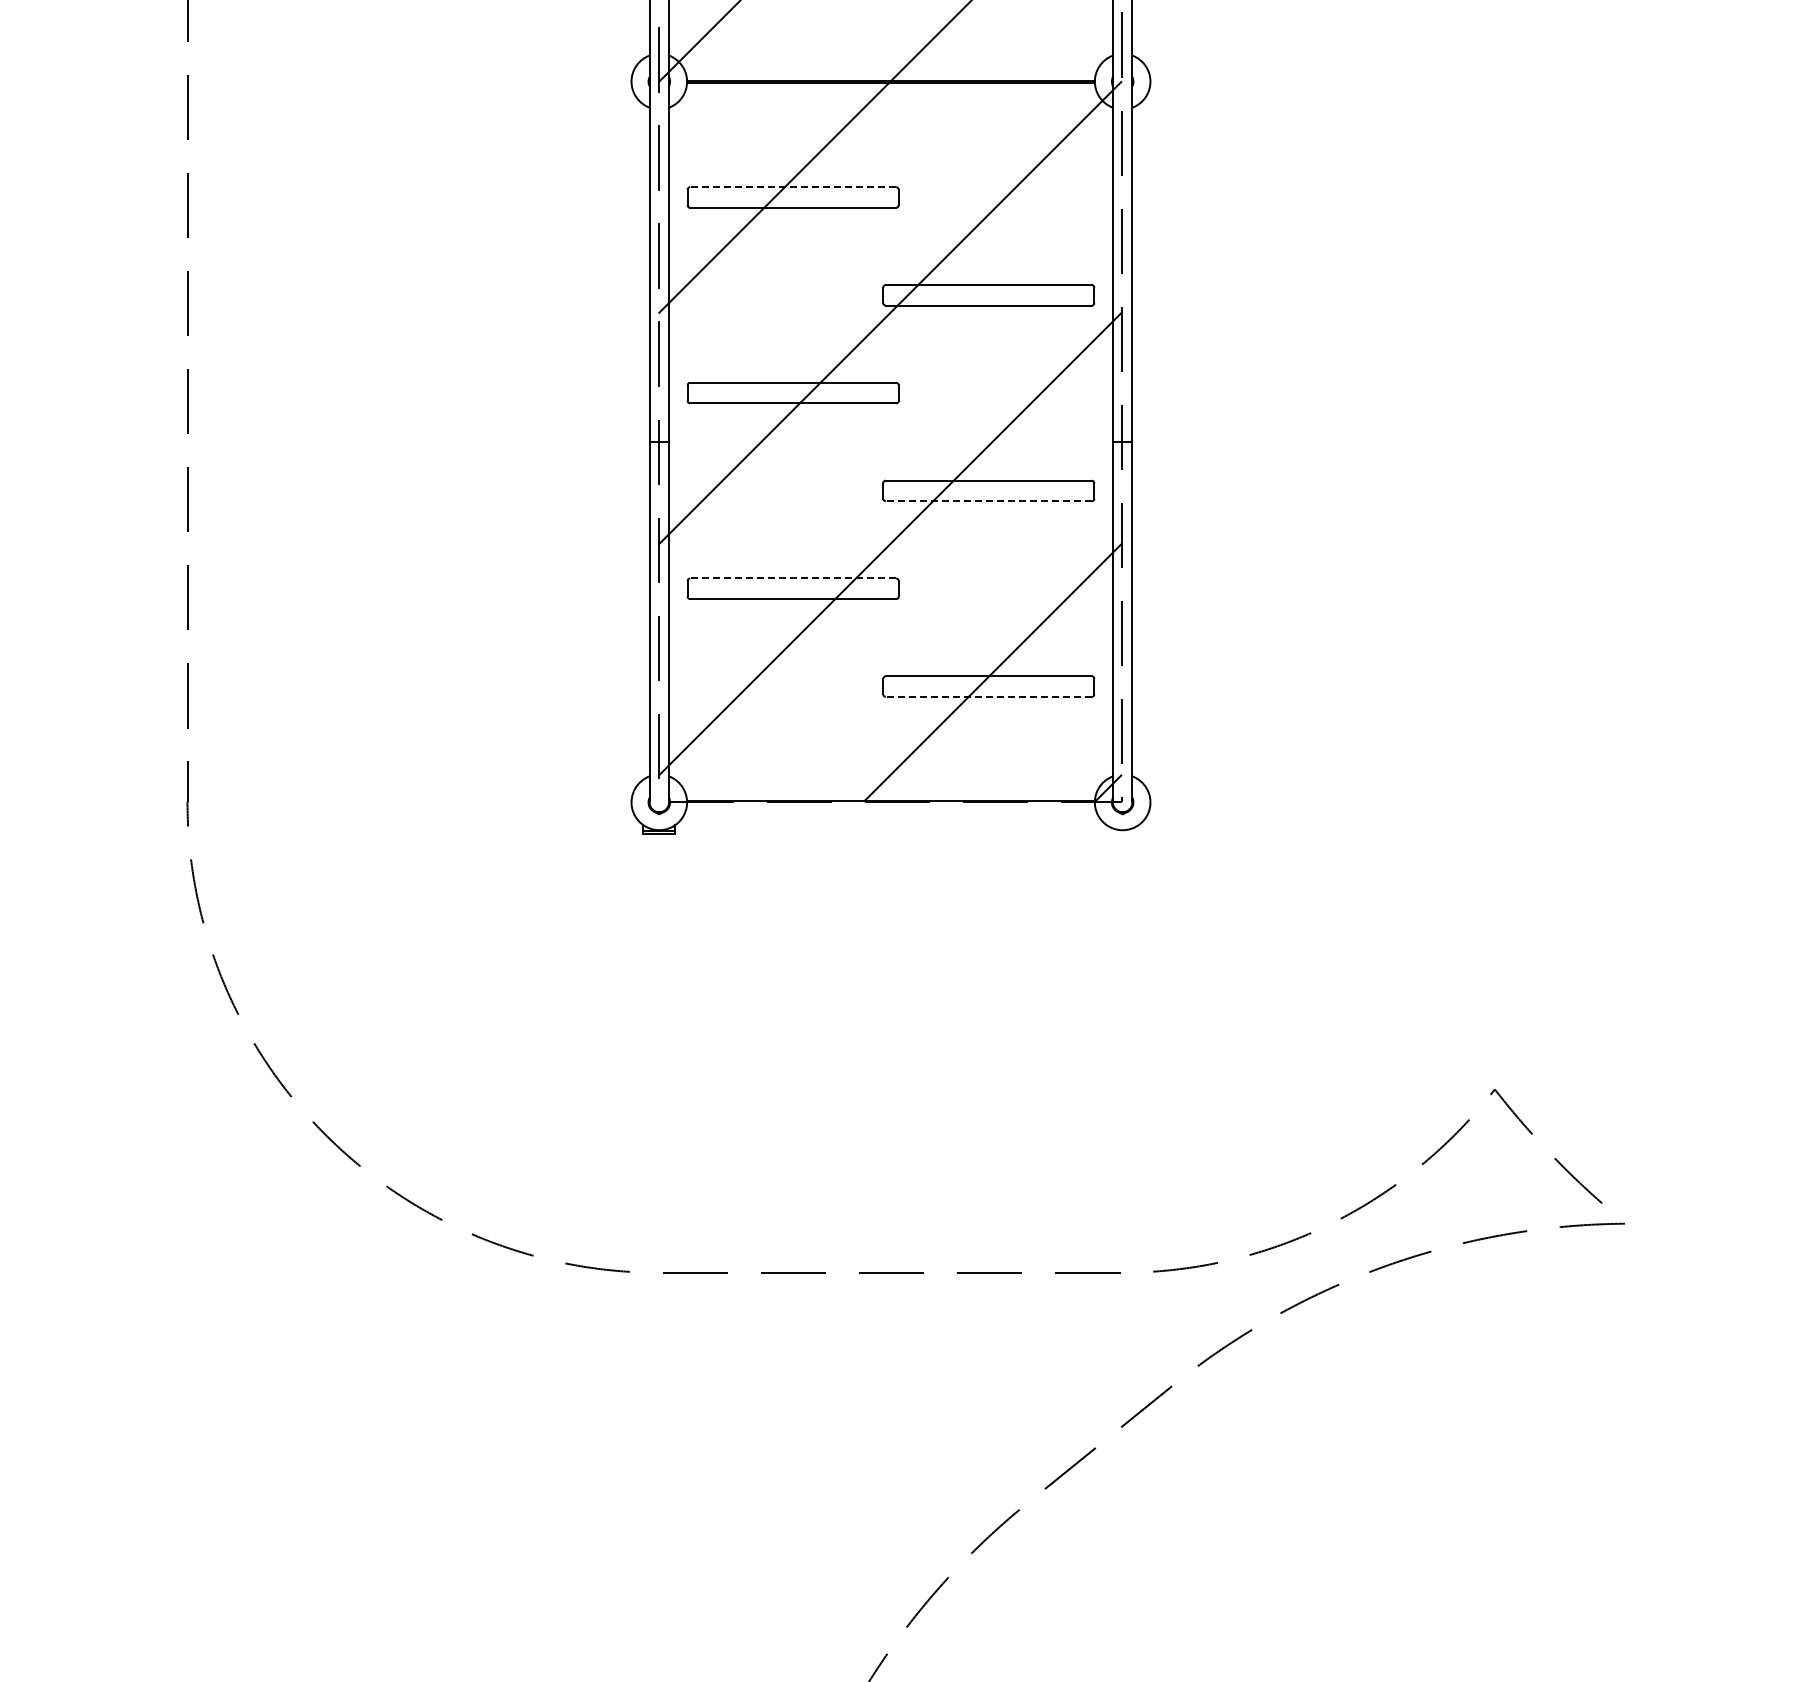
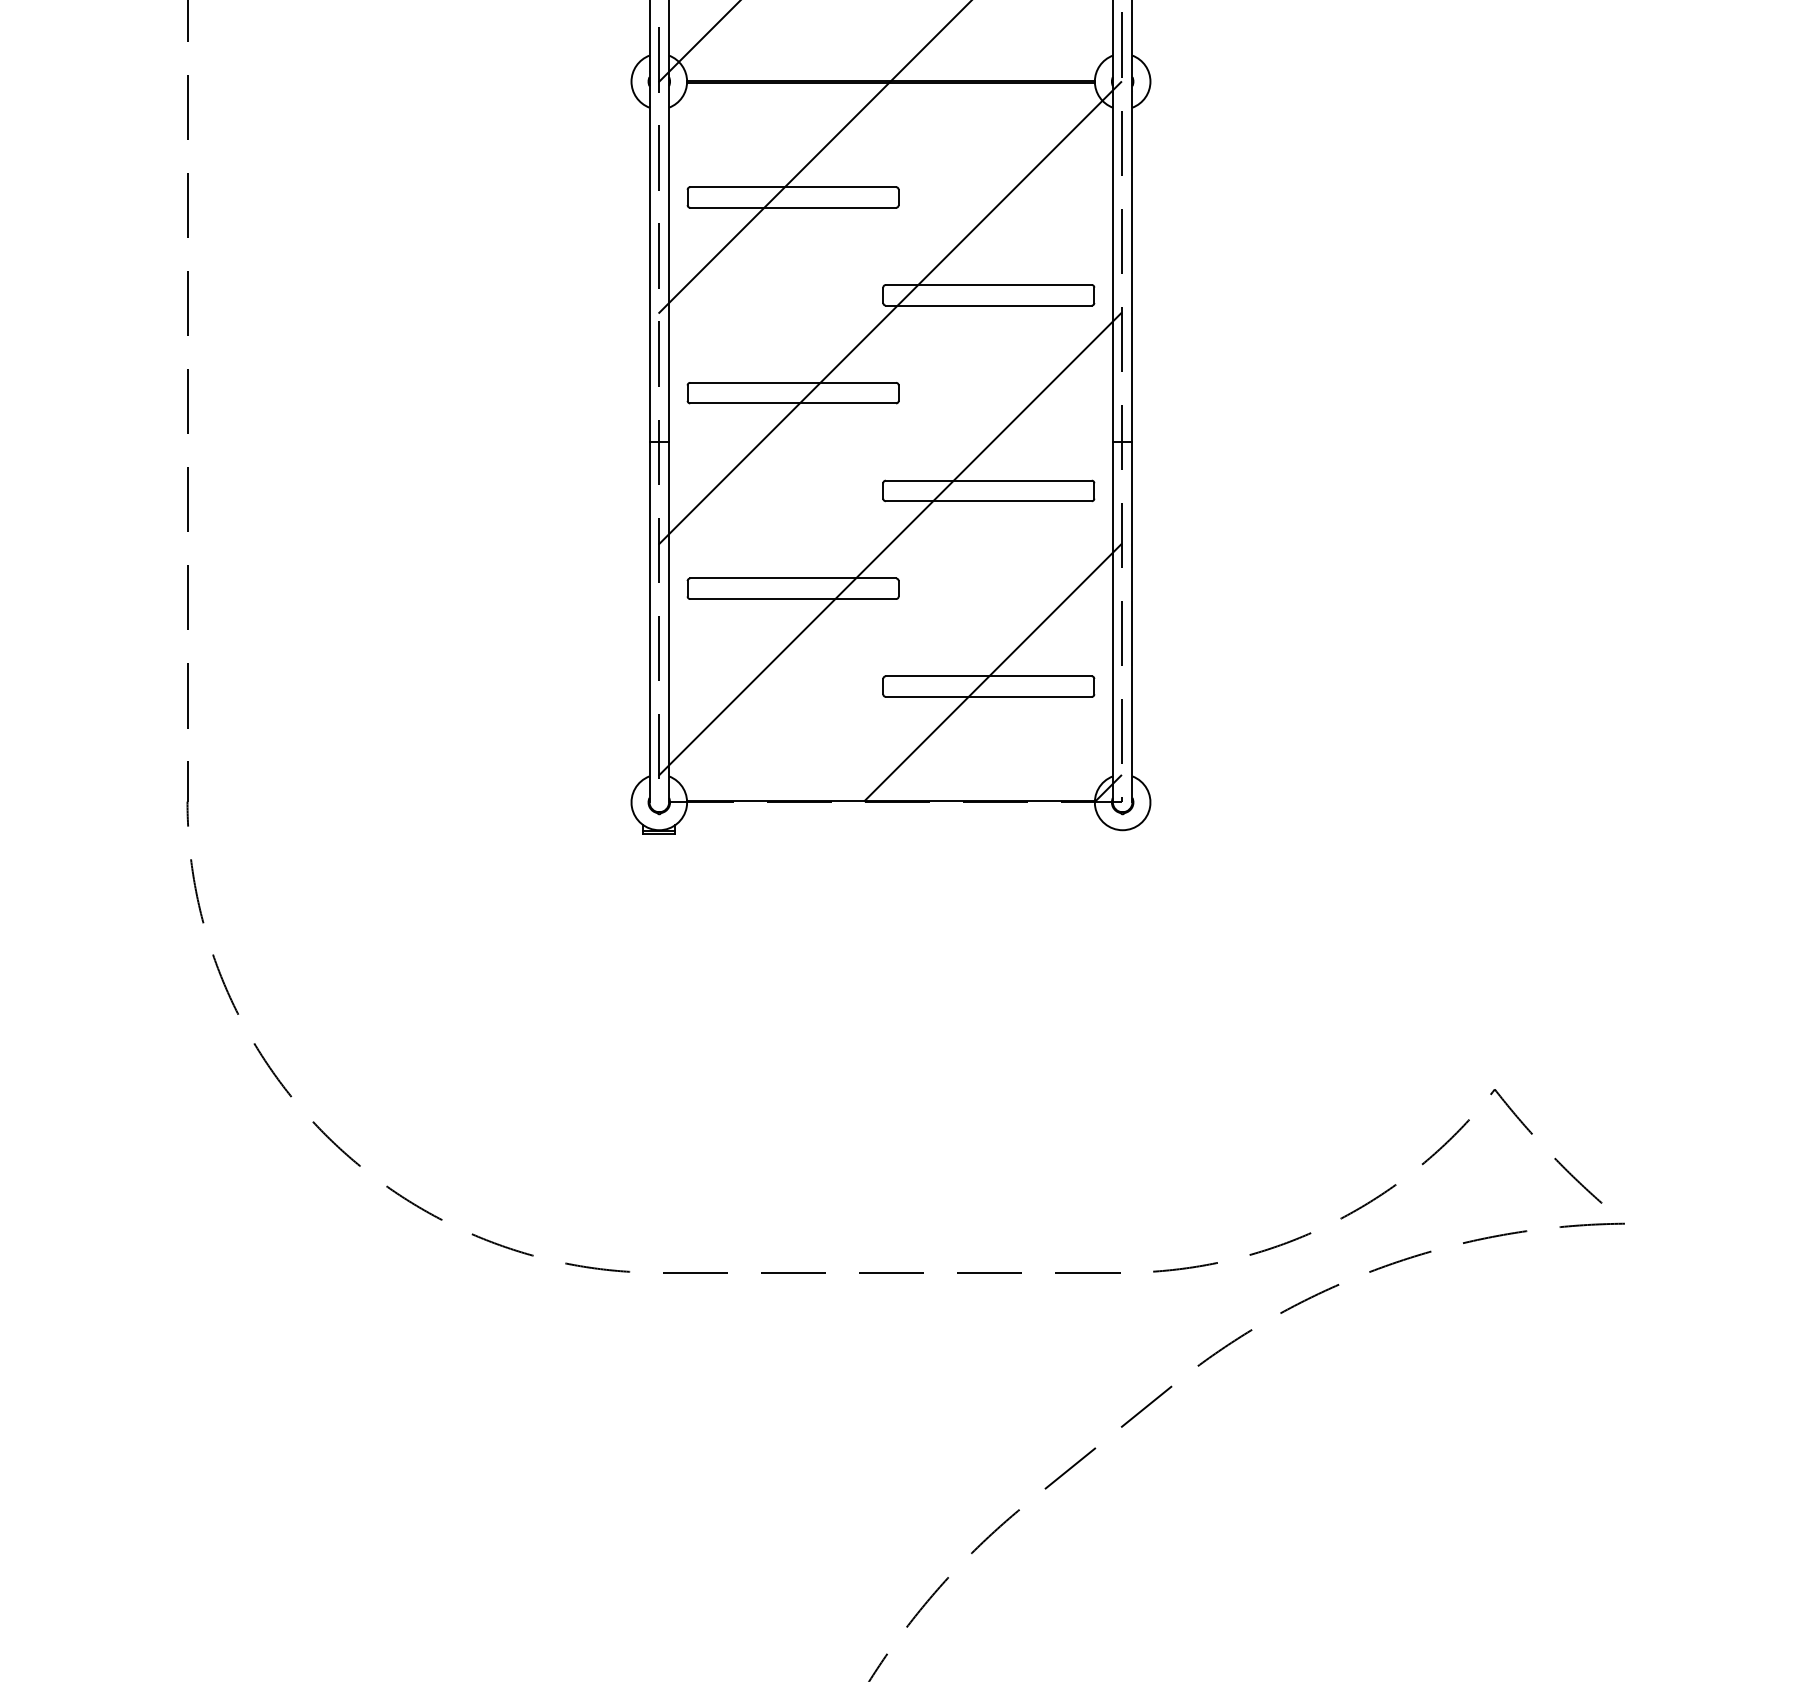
line: dashed -> solid (793, 187)
line: dashed -> solid (988, 501)
line: dashed -> solid (793, 578)
line: dashed -> solid (988, 696)
